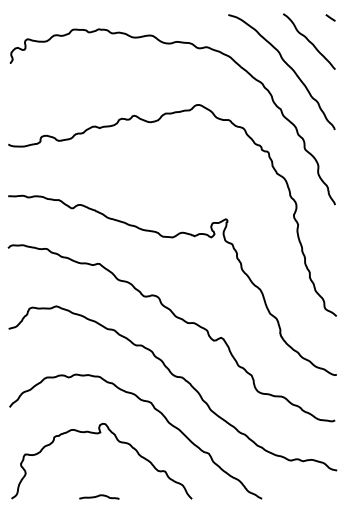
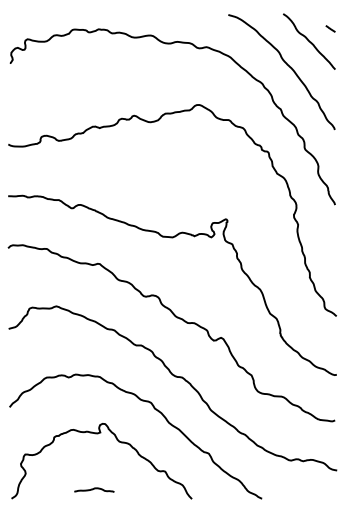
curve position: (330, 17) -> (330, 28) (330, 28)
curve position: (99, 496) -> (94, 489) (94, 489)
